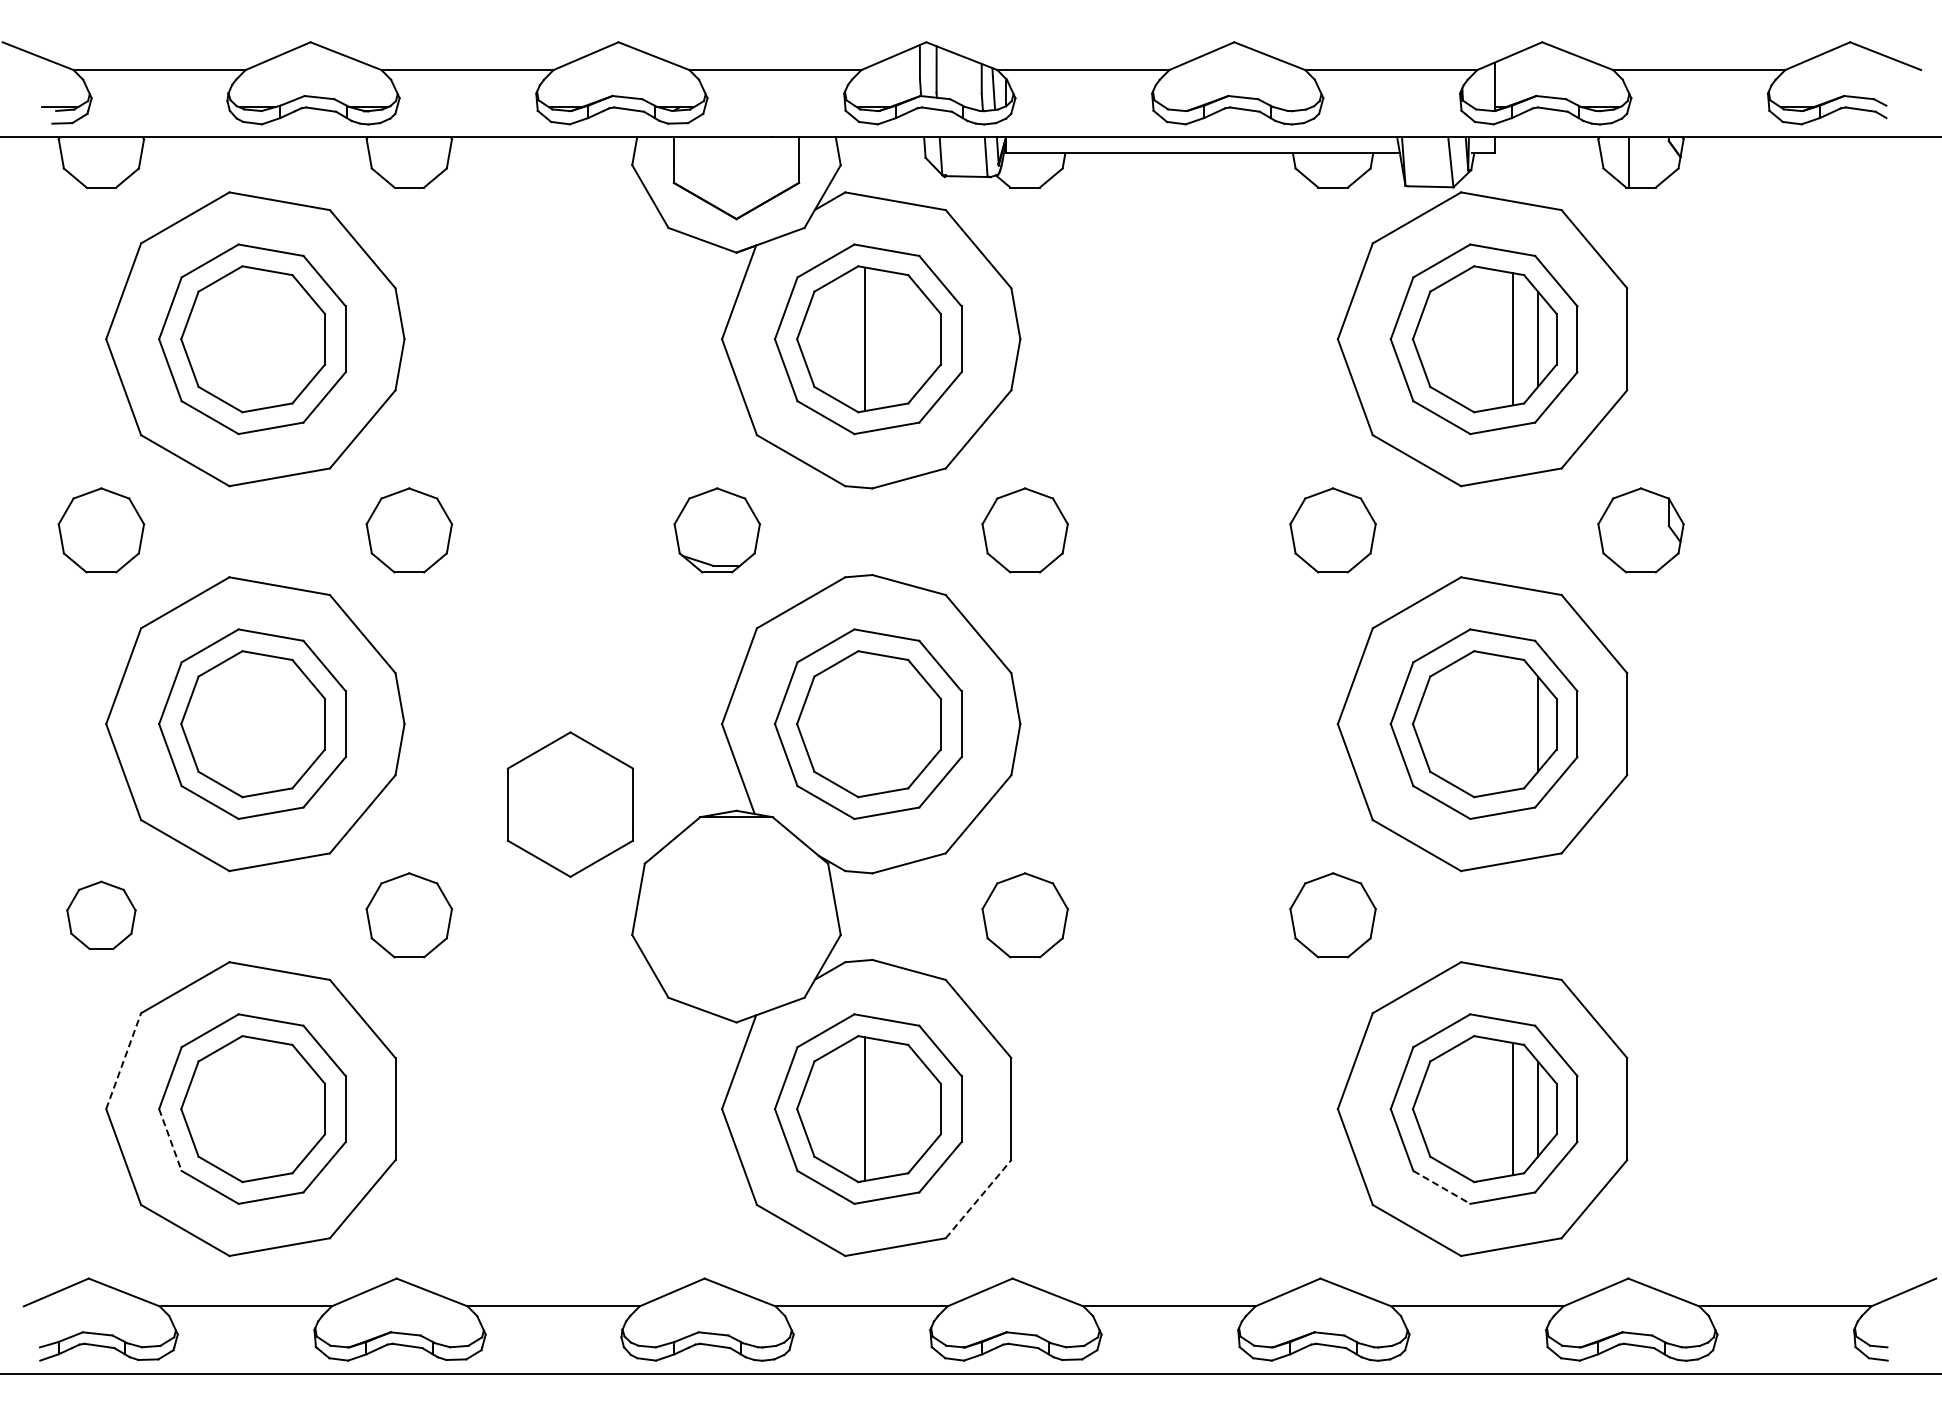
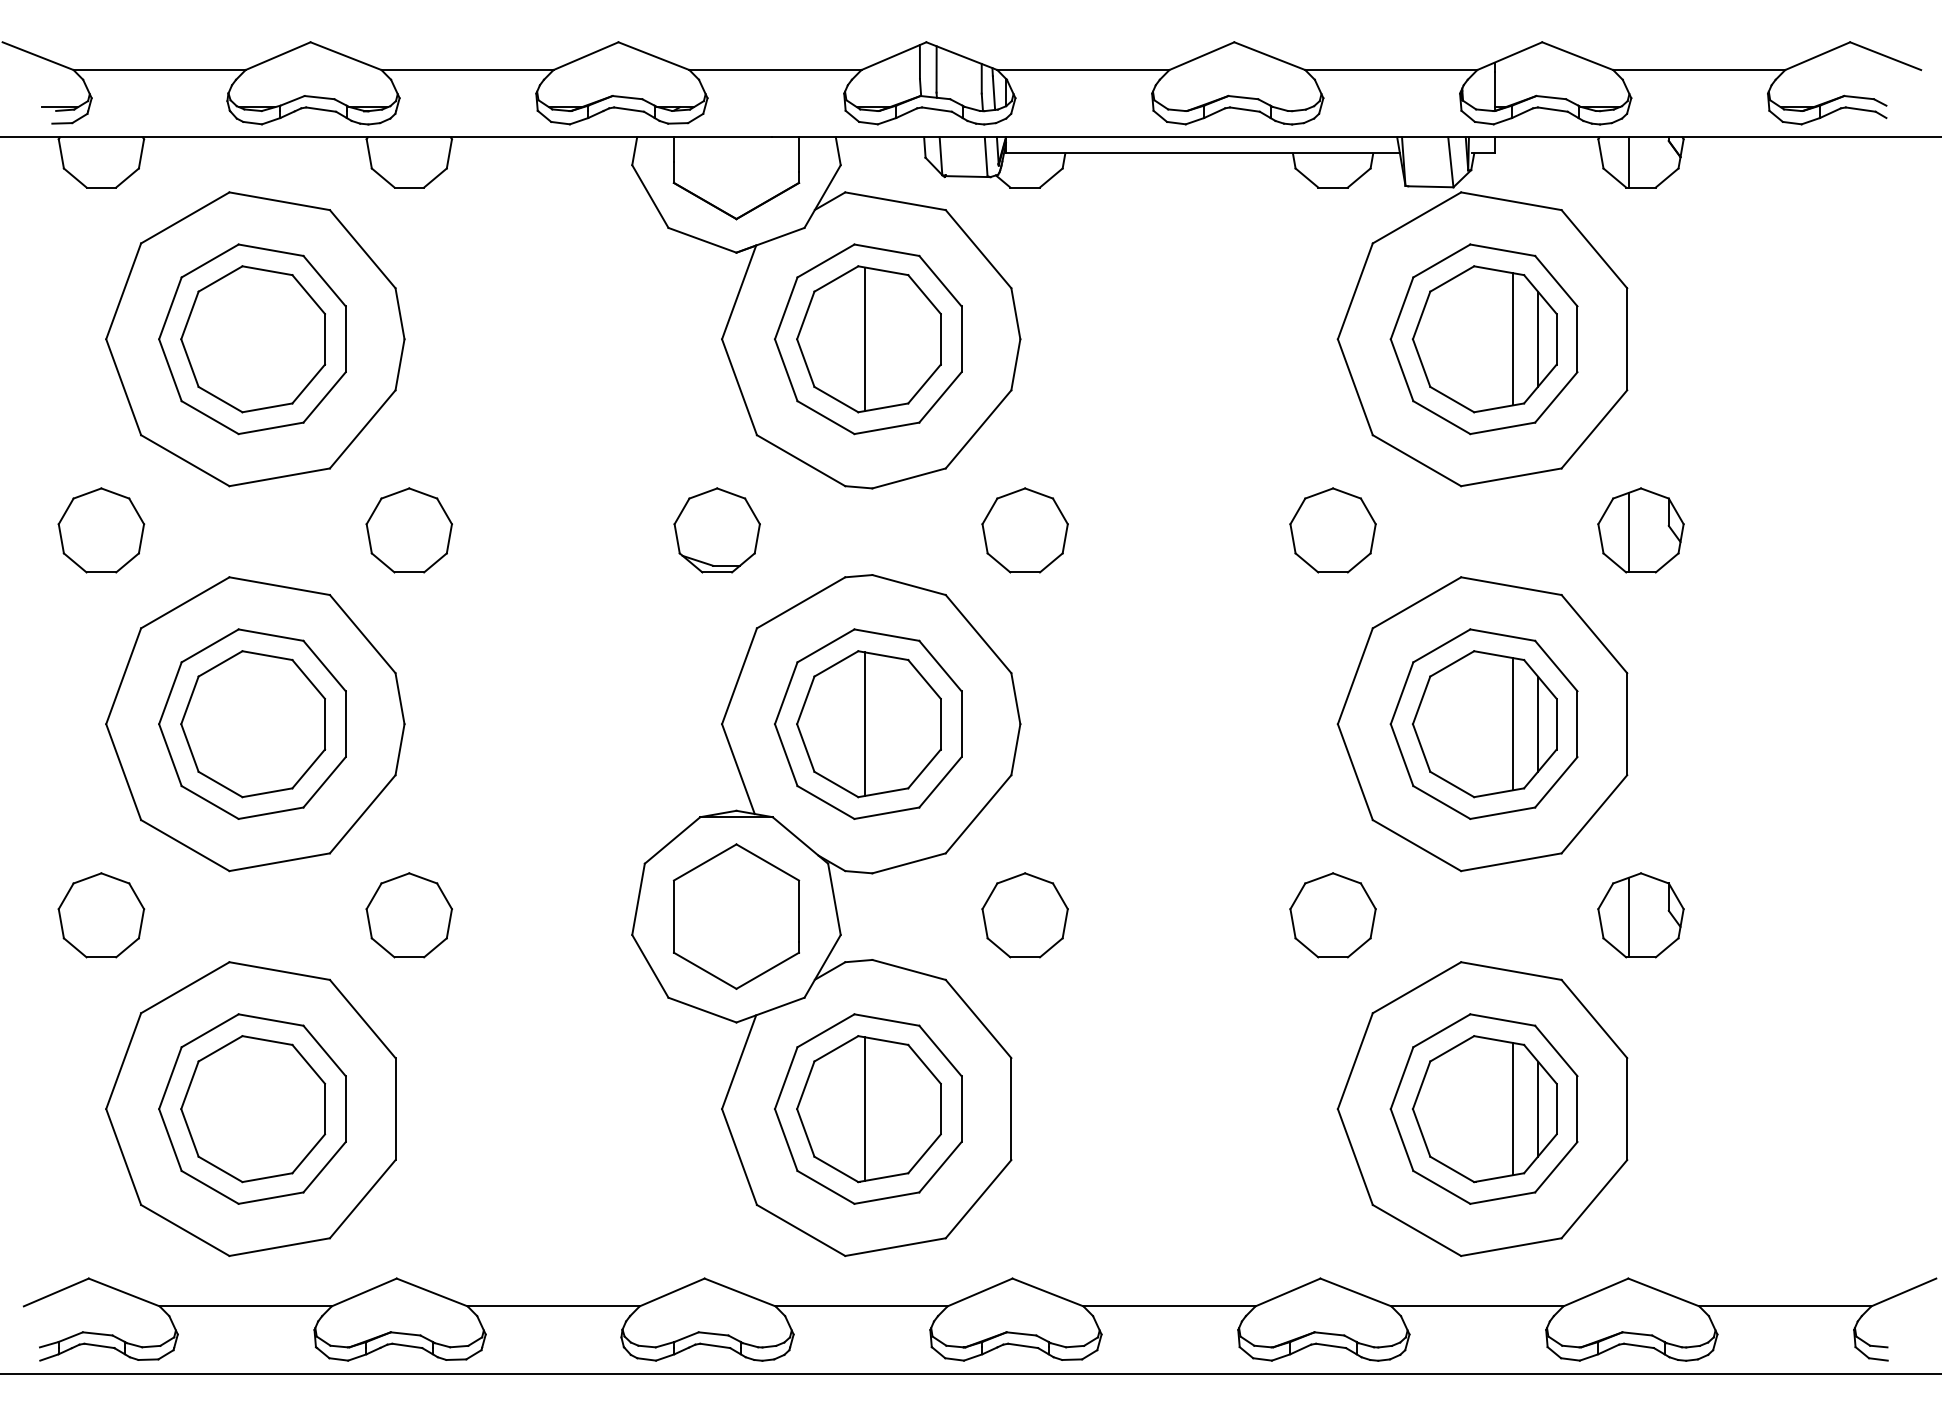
line: none -> present (1629, 532)
line: none -> present (865, 723)
line: none -> present (1512, 724)
part position: (570, 804) -> (736, 916) (736, 916)
part size: 71x70 px -> 89x87 px (101, 915)
part: none -> present (1640, 915)
line: dashed -> solid (123, 1060)
line: dashed -> solid (170, 1140)
line: dashed -> solid (1441, 1187)
line: dashed -> solid (978, 1198)
